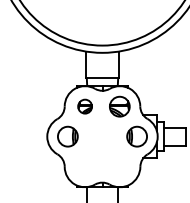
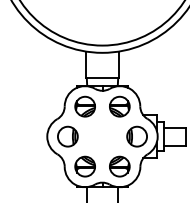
part size: 16x17 px -> 22x23 px (84, 106)
part: none -> present (84, 166)
part: none -> present (119, 166)
